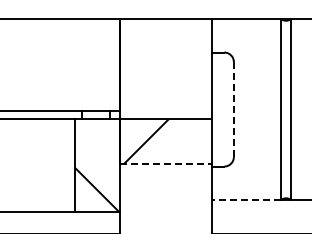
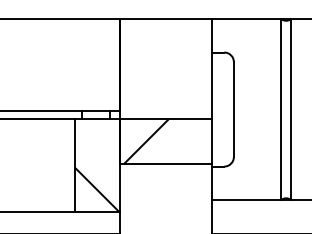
line: dashed -> solid (233, 109)
line: dashed -> solid (166, 164)
line: dashed -> solid (246, 199)
